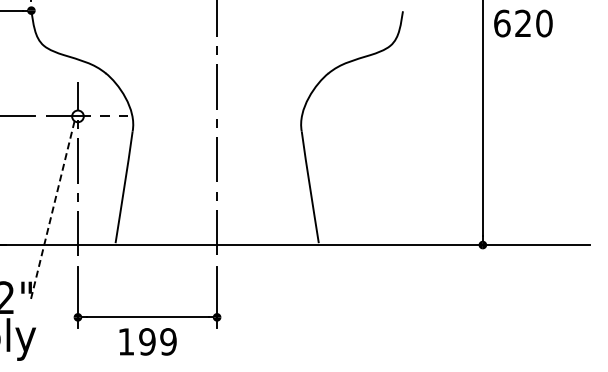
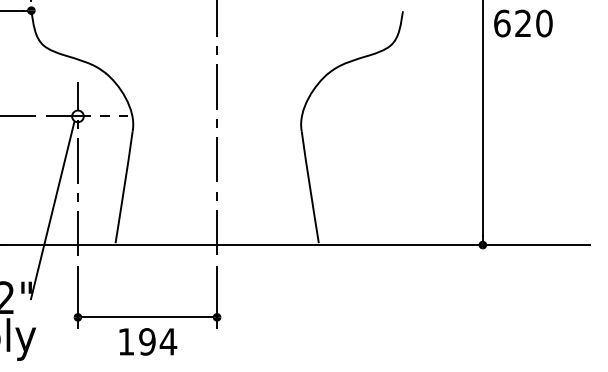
line: dashed -> solid (52, 211)
text: 199 -> 194 (168, 341)
